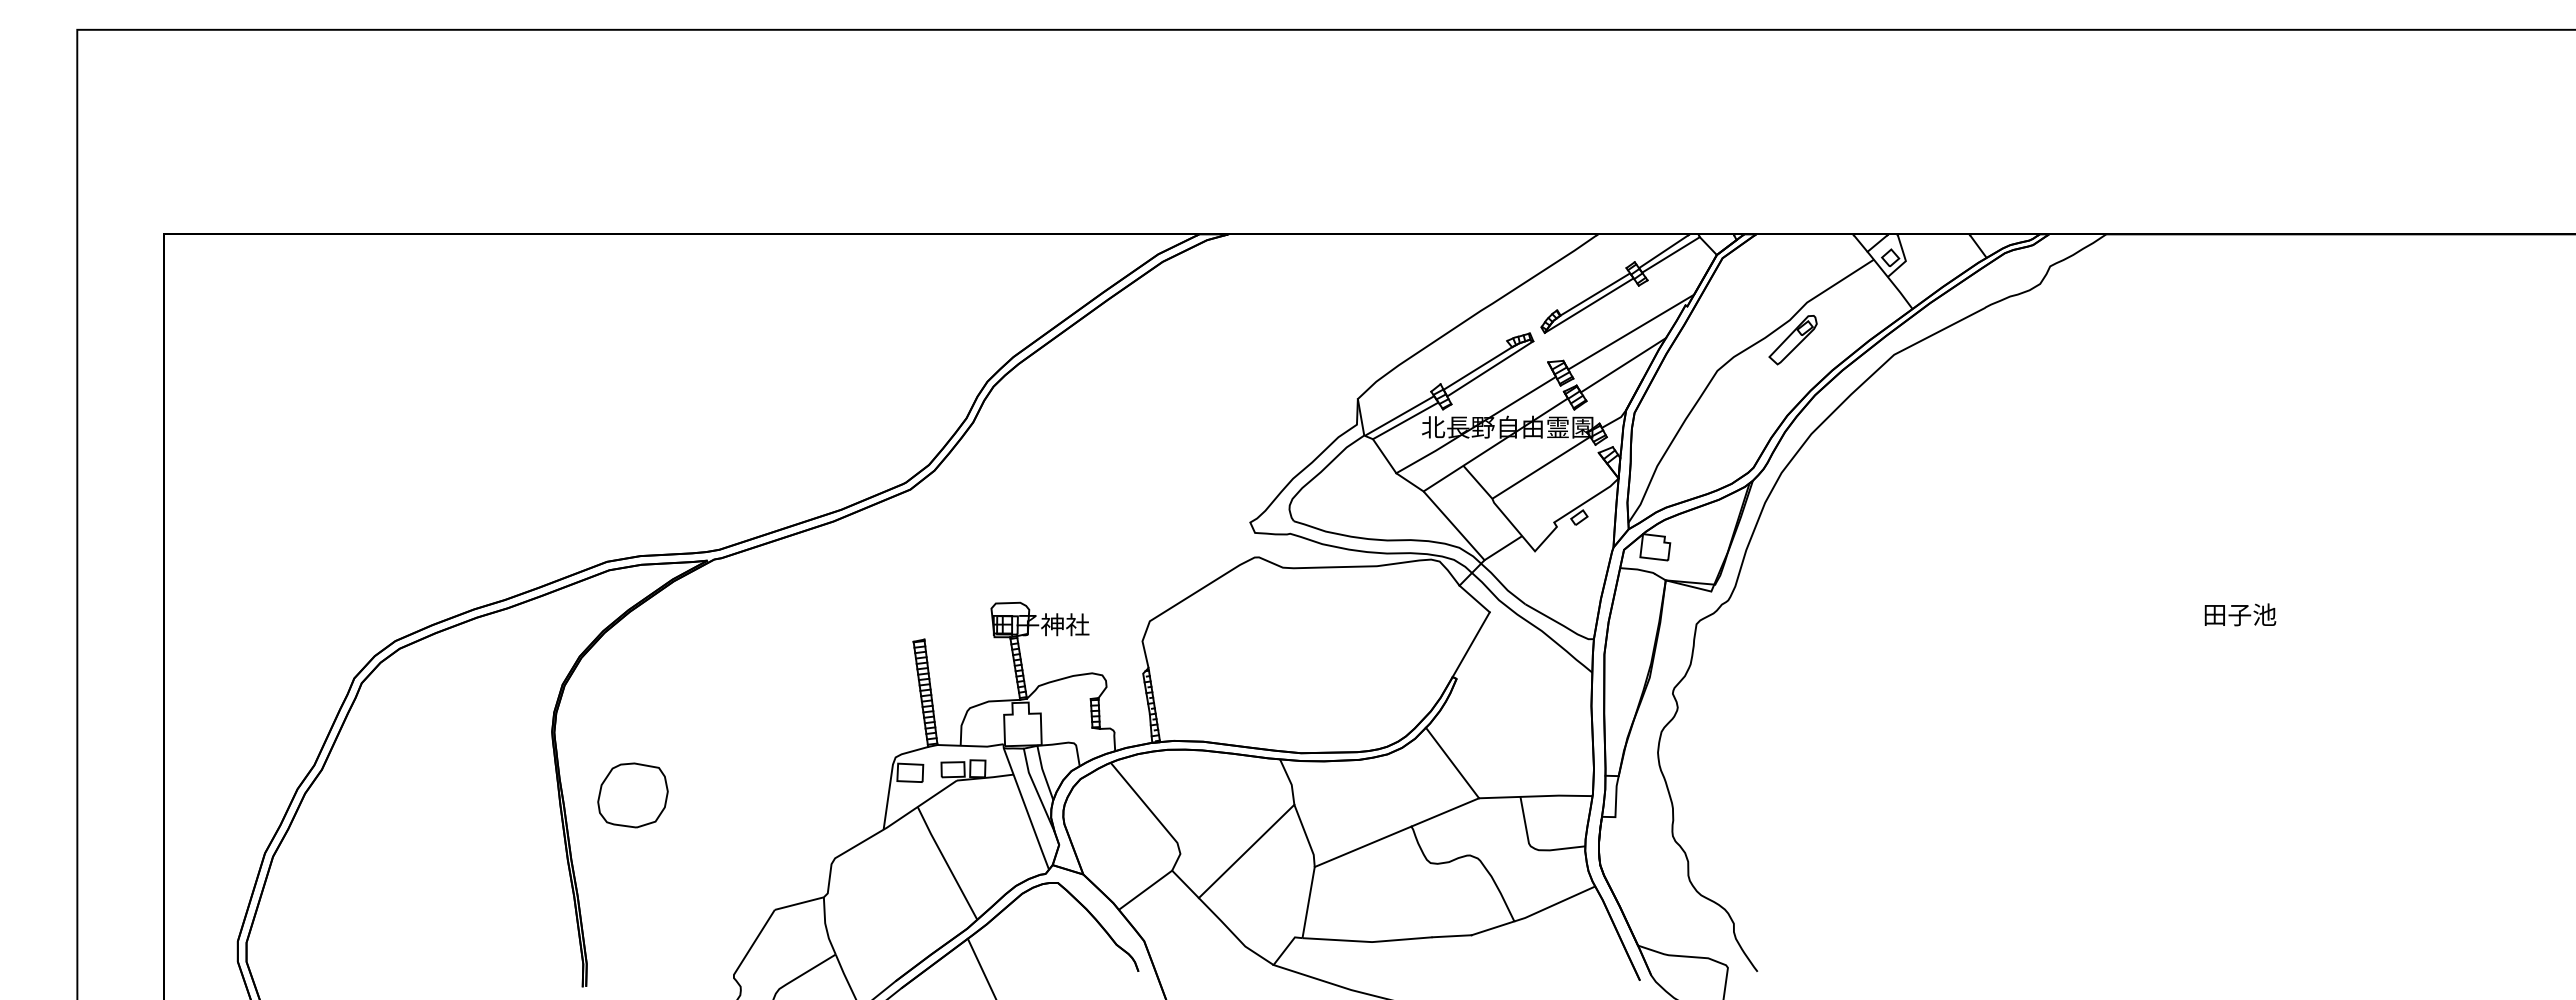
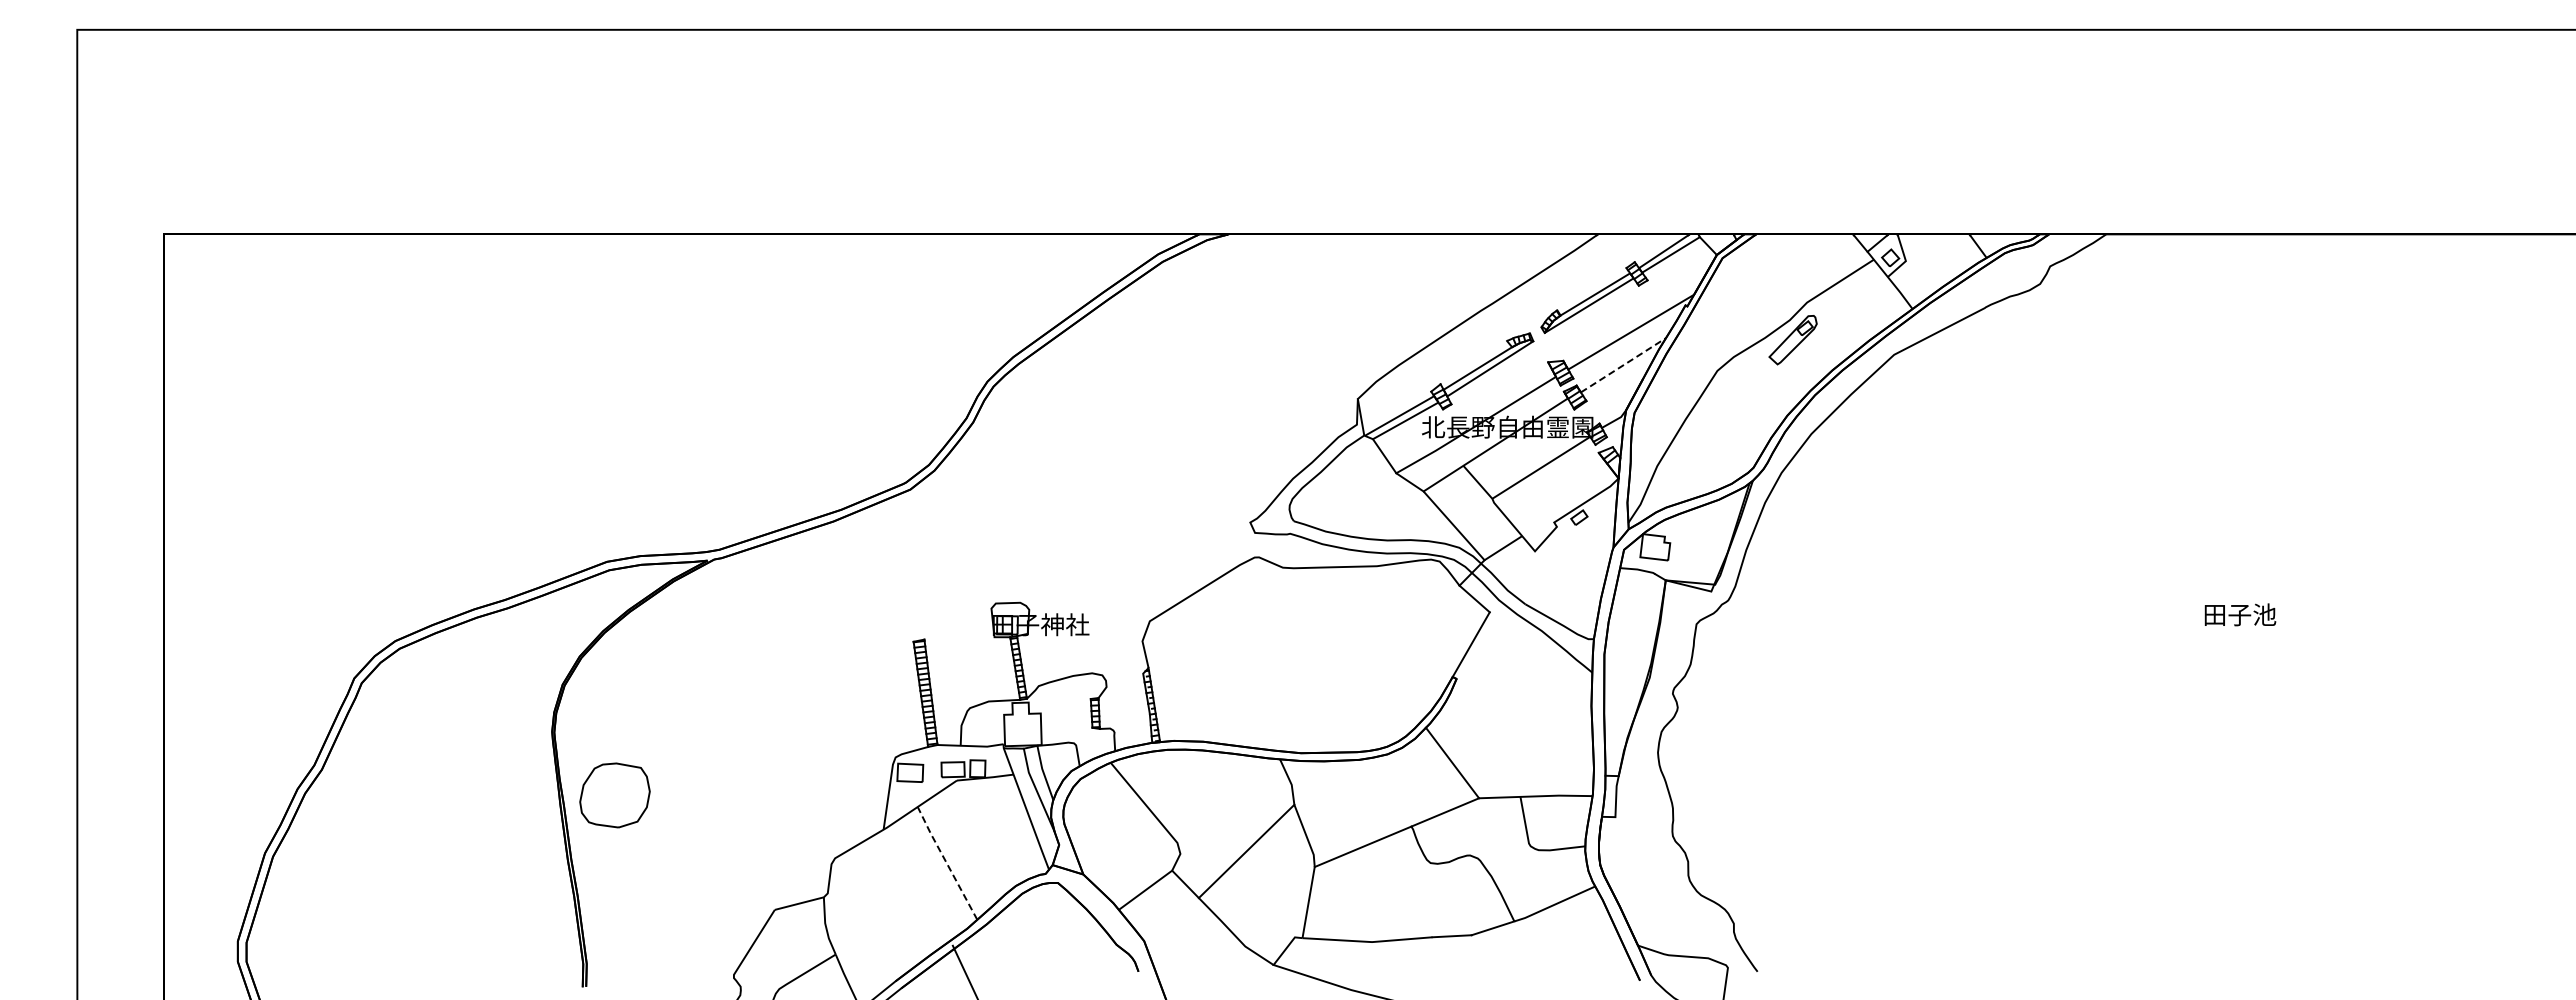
line: solid -> dashed (1623, 365)
part position: (632, 795) -> (614, 795) (614, 795)
line: solid -> dashed (946, 862)
line position: (981, 967) -> (964, 970) (964, 970)
